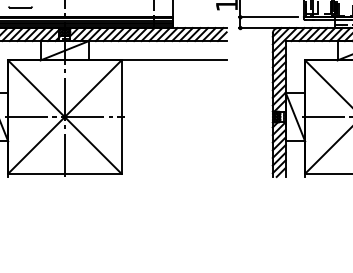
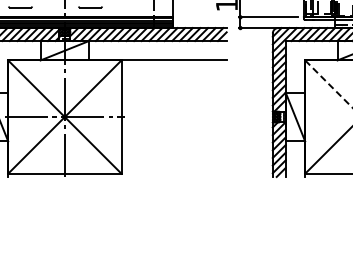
line: none -> present (90, 7)
line: solid -> dashed (329, 84)
line: present -> none (325, 117)
